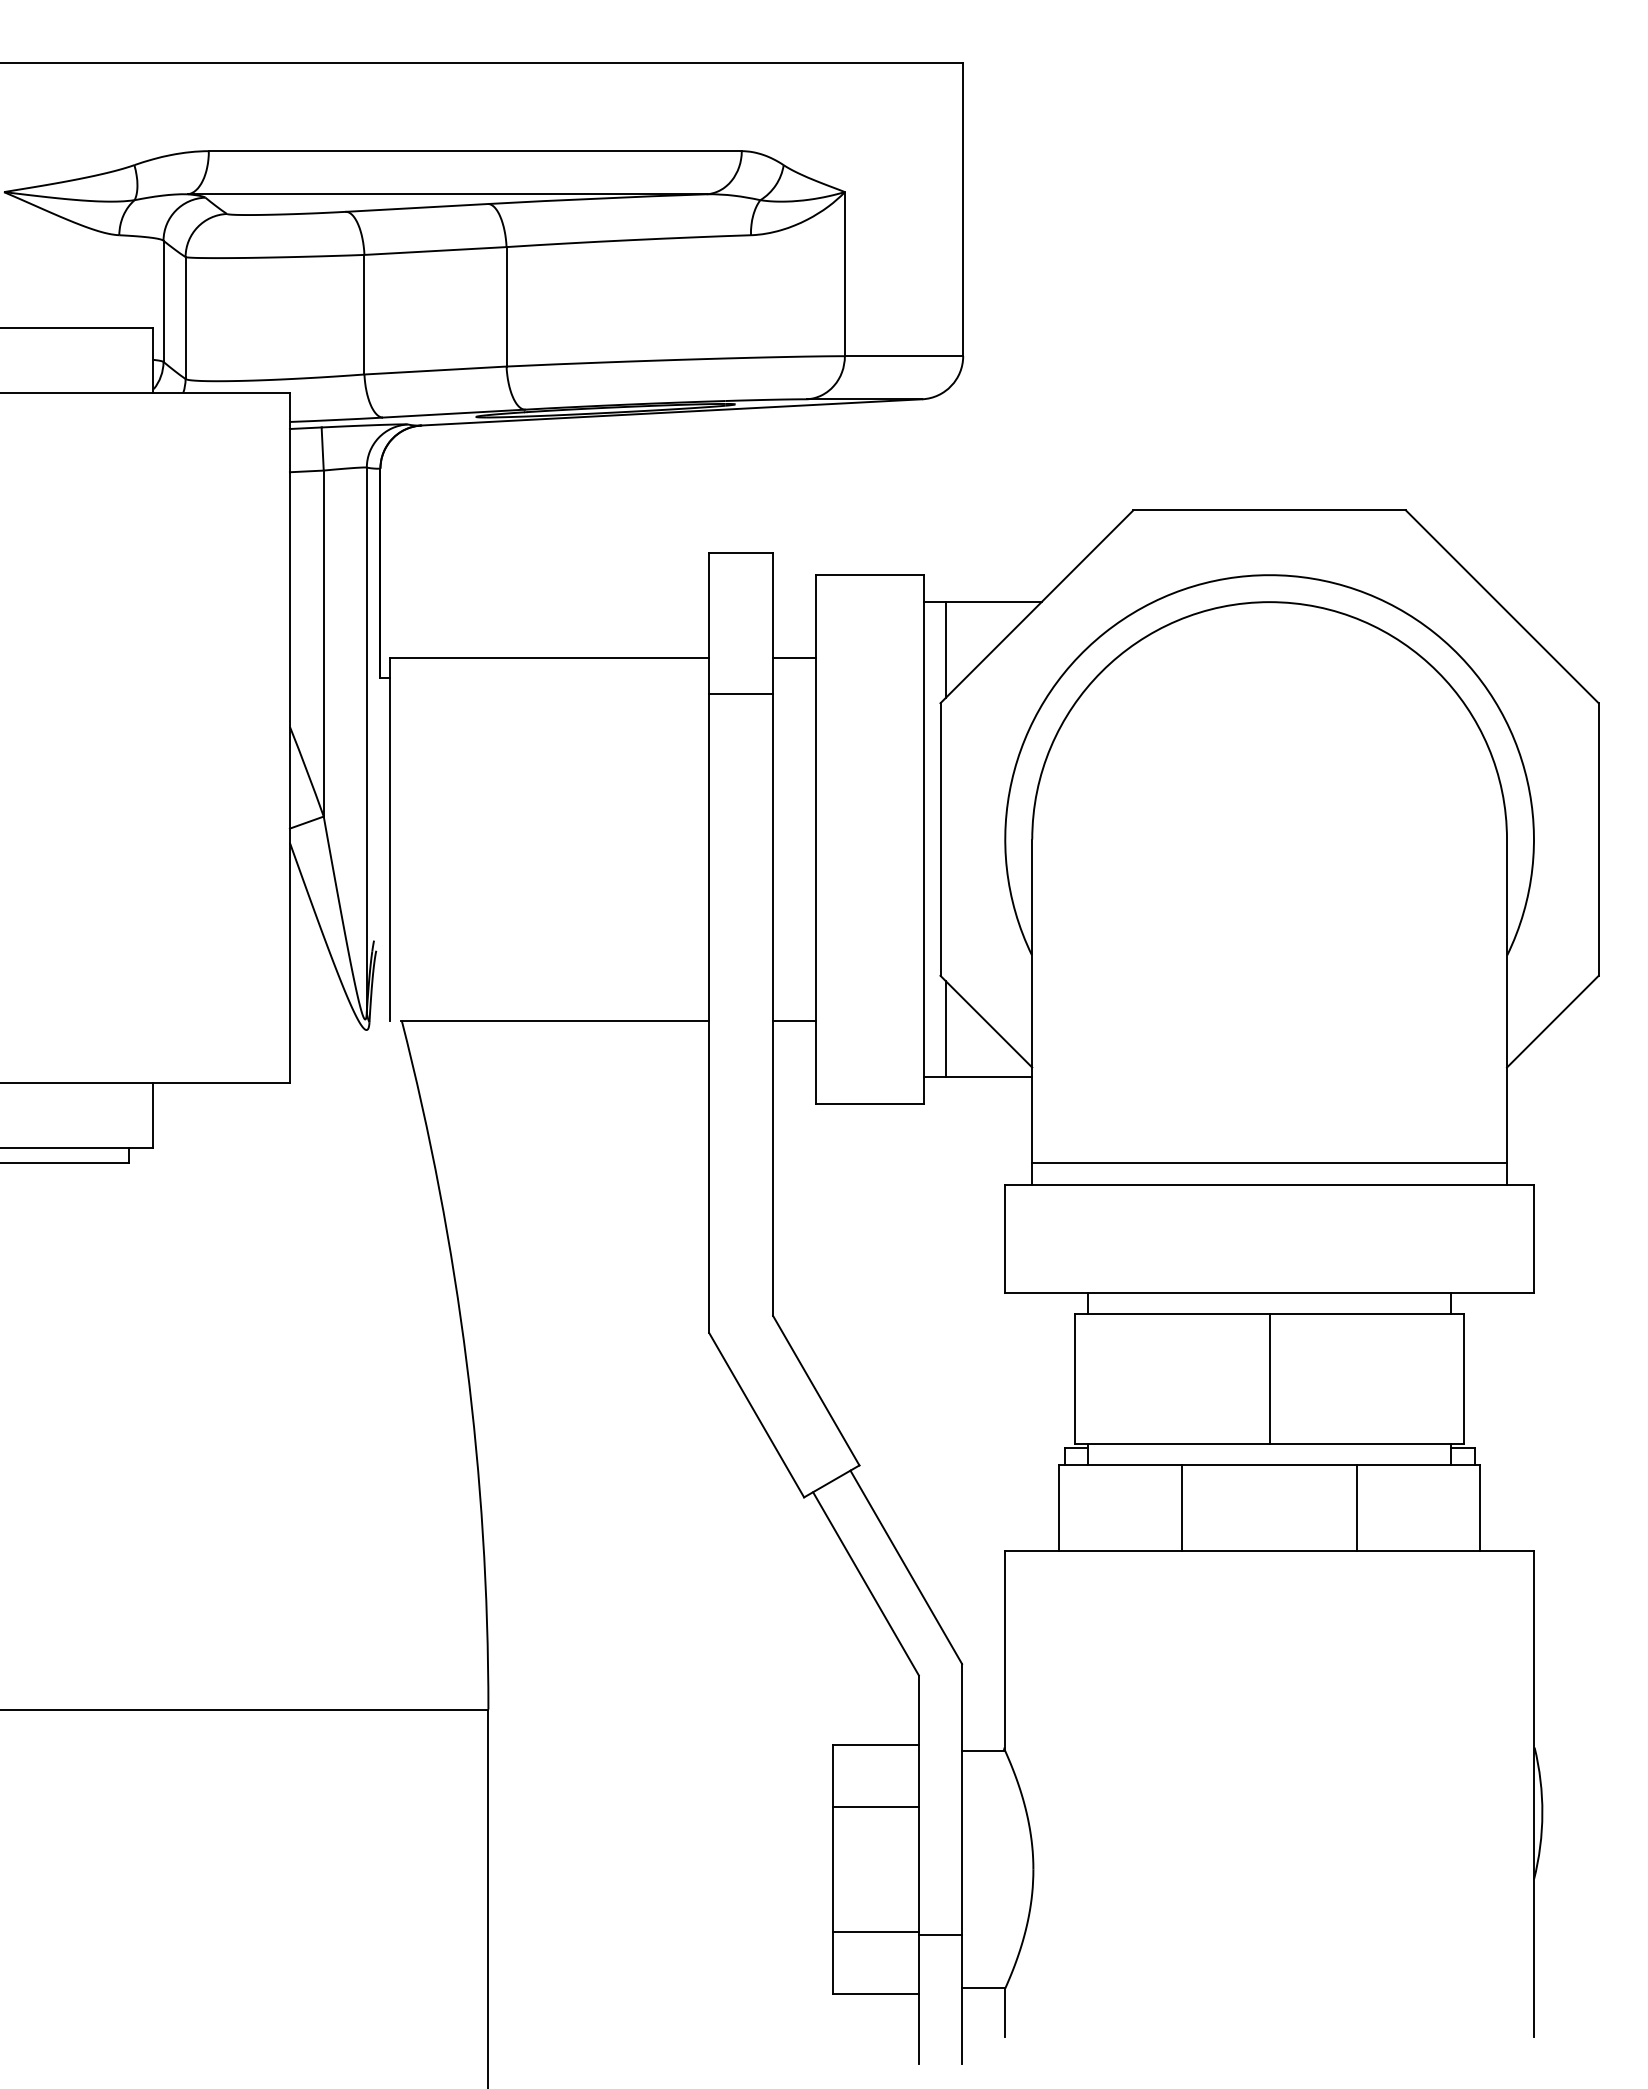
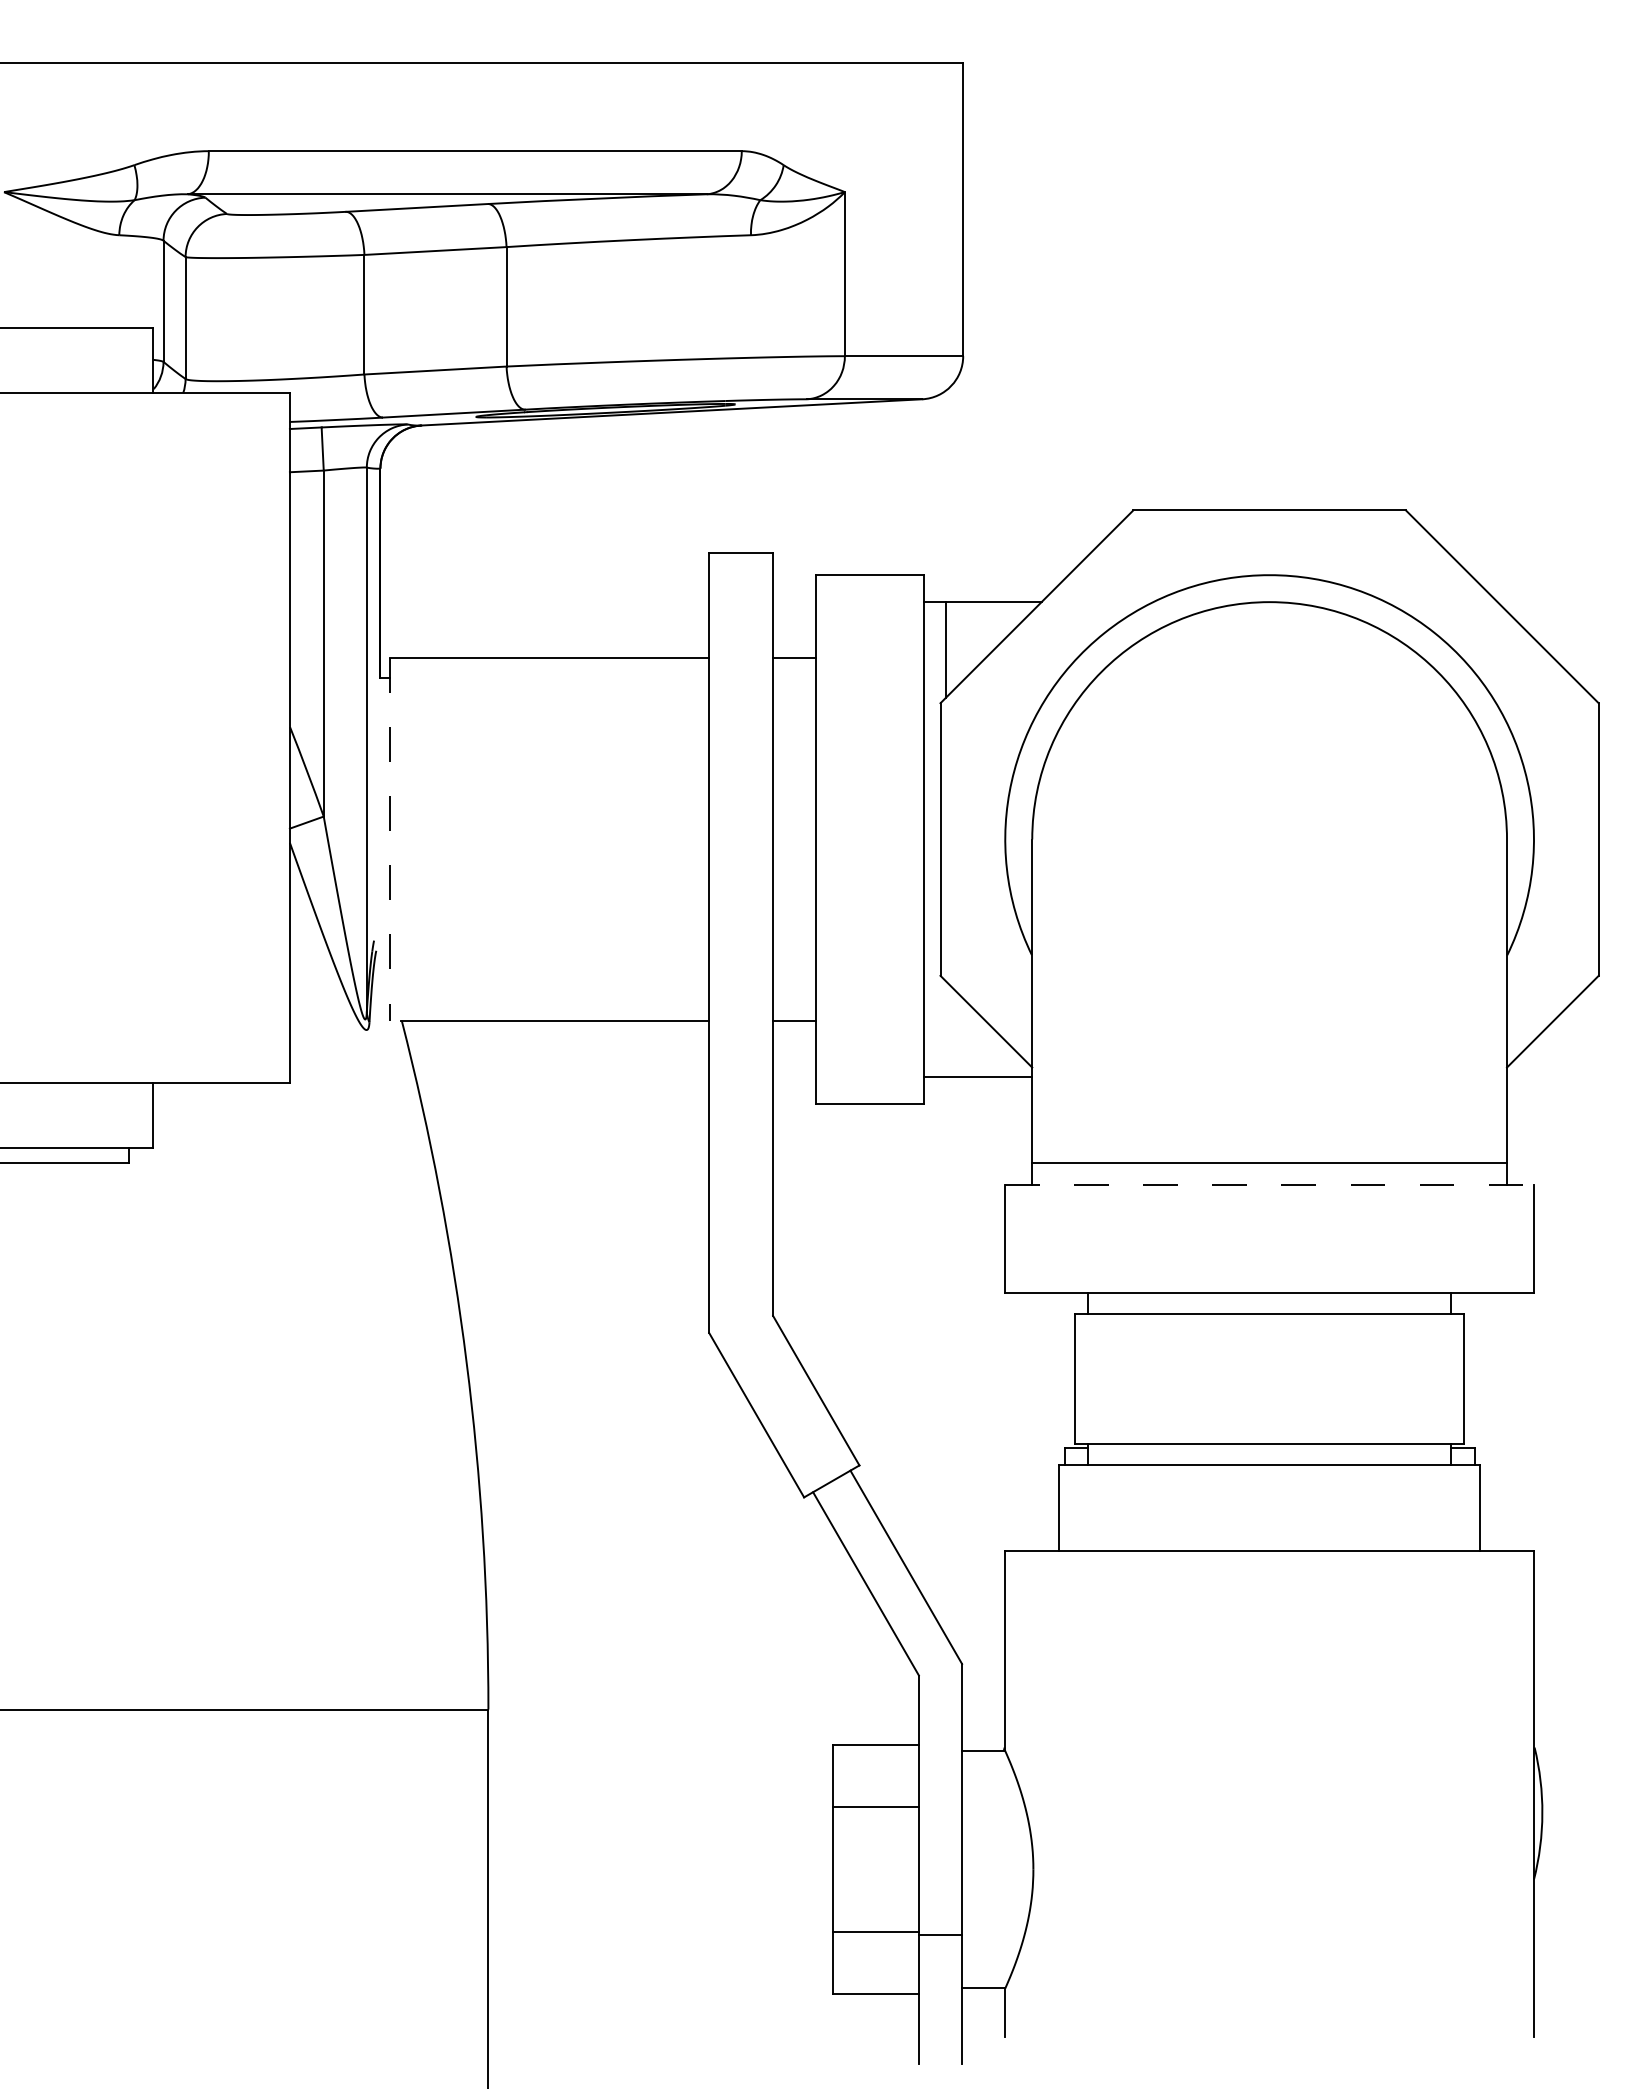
line: present -> none (741, 693)
line: solid -> dashed (390, 840)
line: present -> none (945, 1028)
line: solid -> dashed (1270, 1184)
line: present -> none (1269, 1378)
line: present -> none (1182, 1508)
line: present -> none (1356, 1508)
